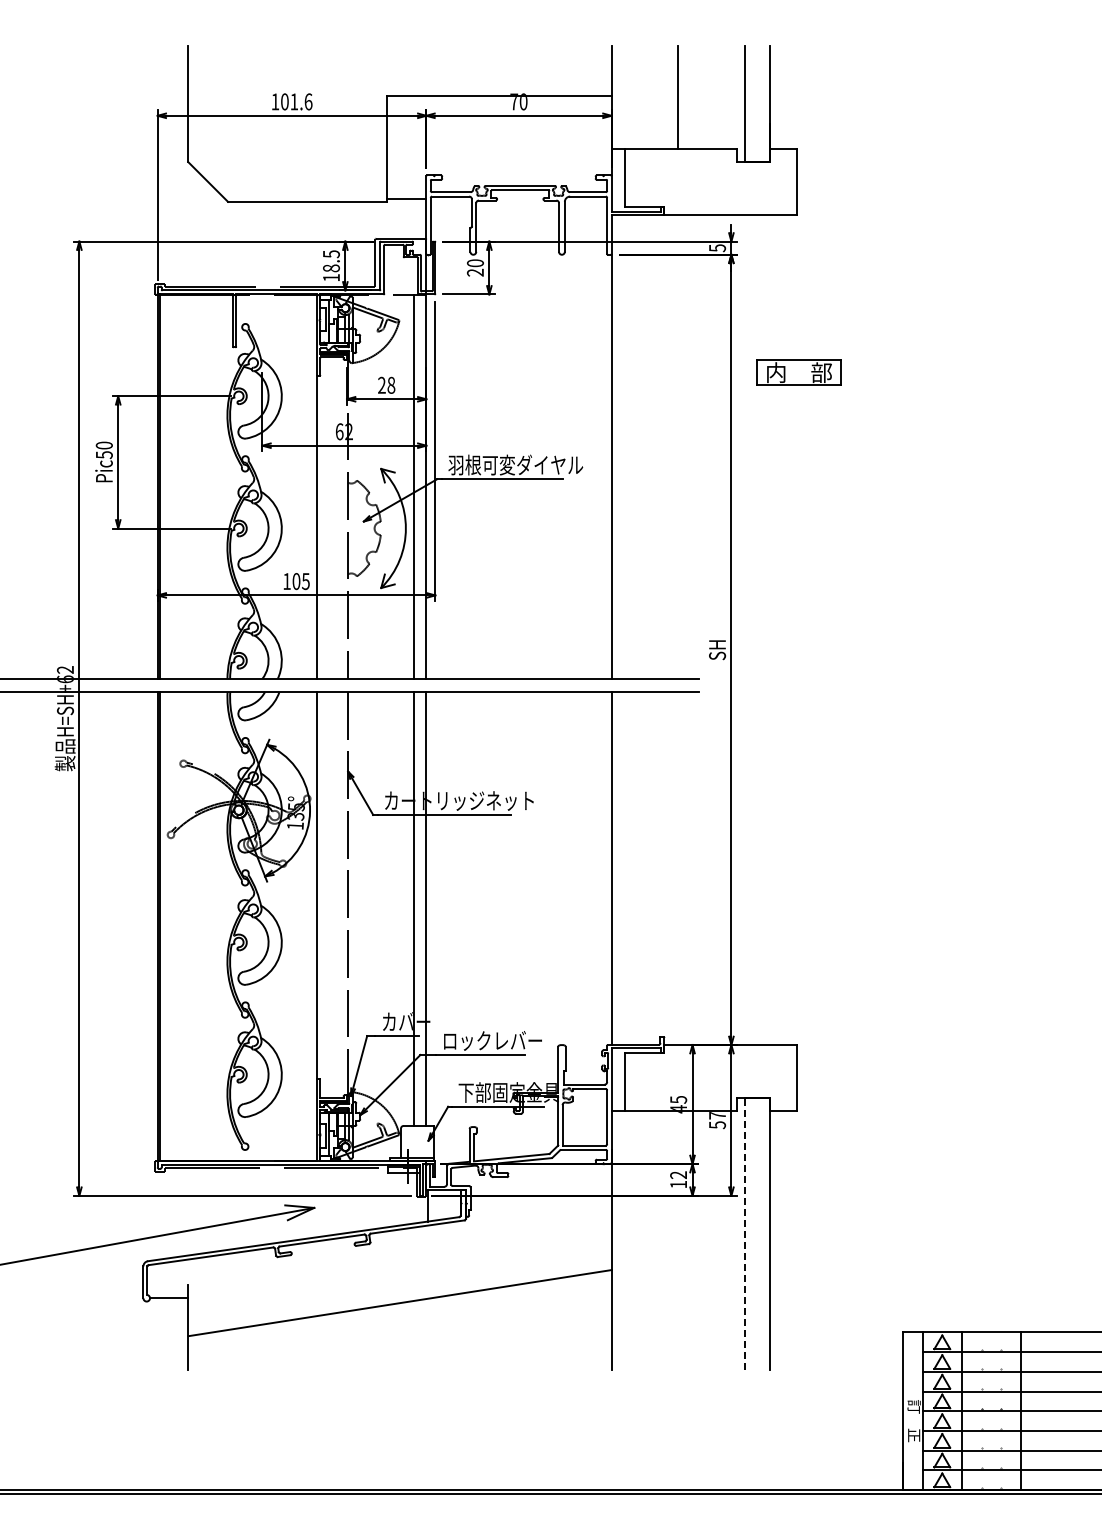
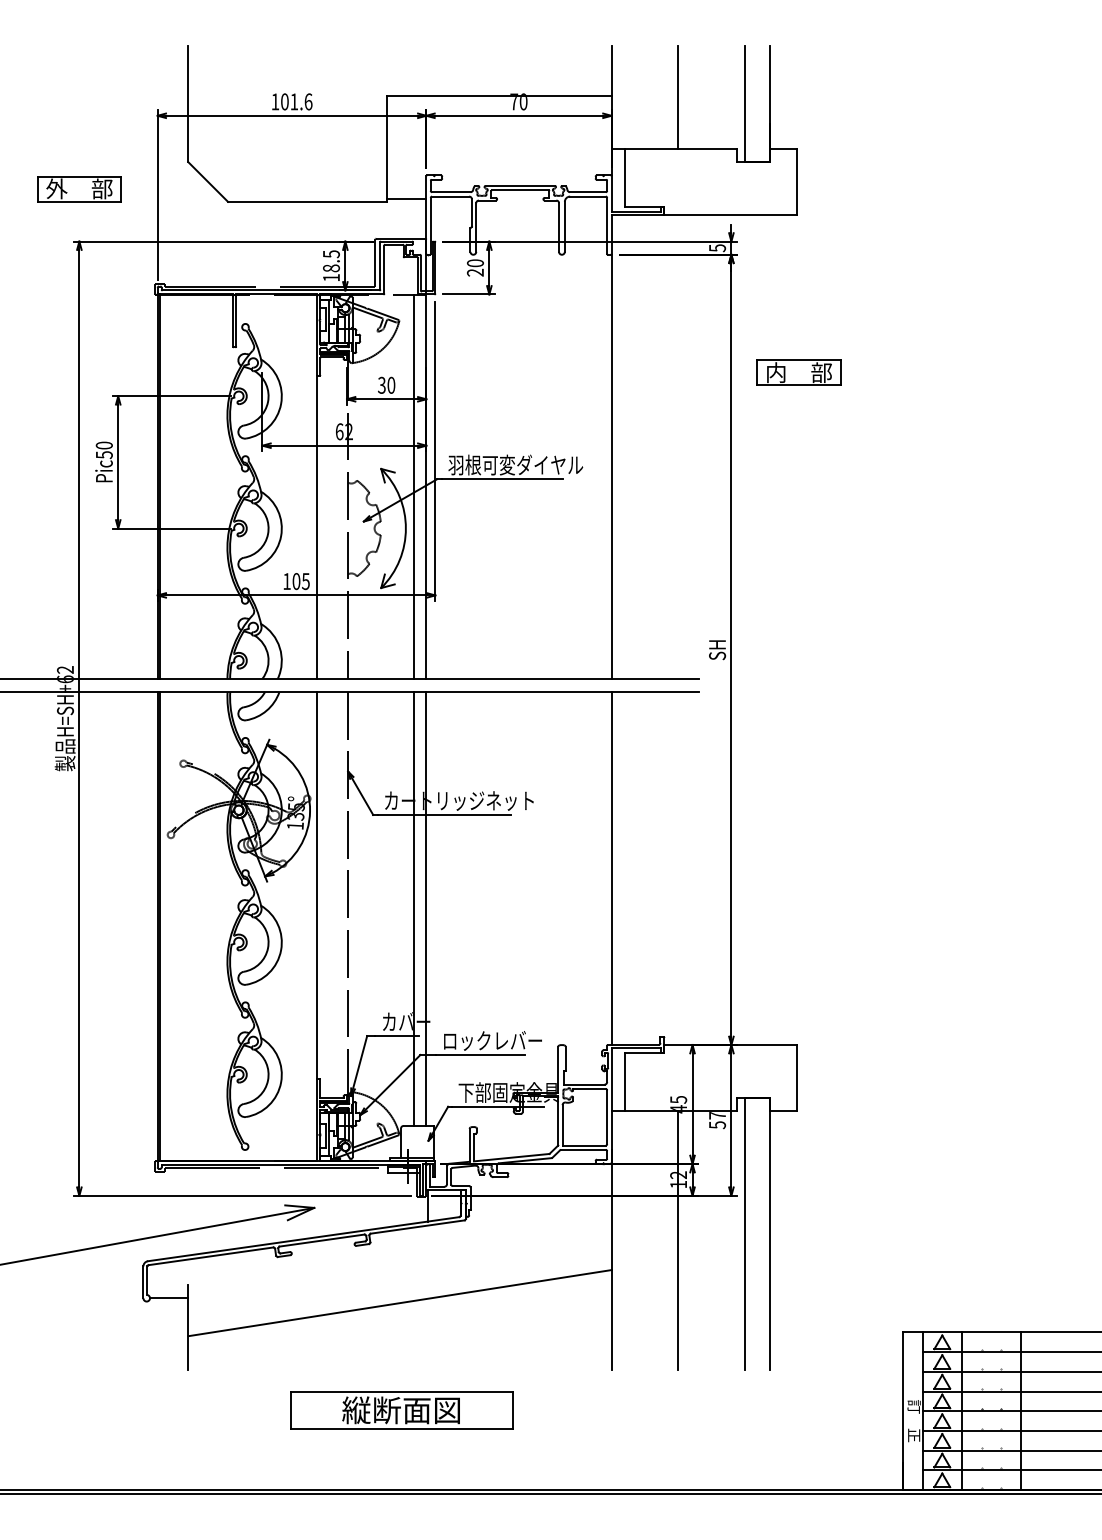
part: none -> present (79, 189)
text: 28 -> 30 (386, 385)
line: dashed -> solid (745, 1233)
line: none -> present (677, 1240)
part: none -> present (401, 1410)
